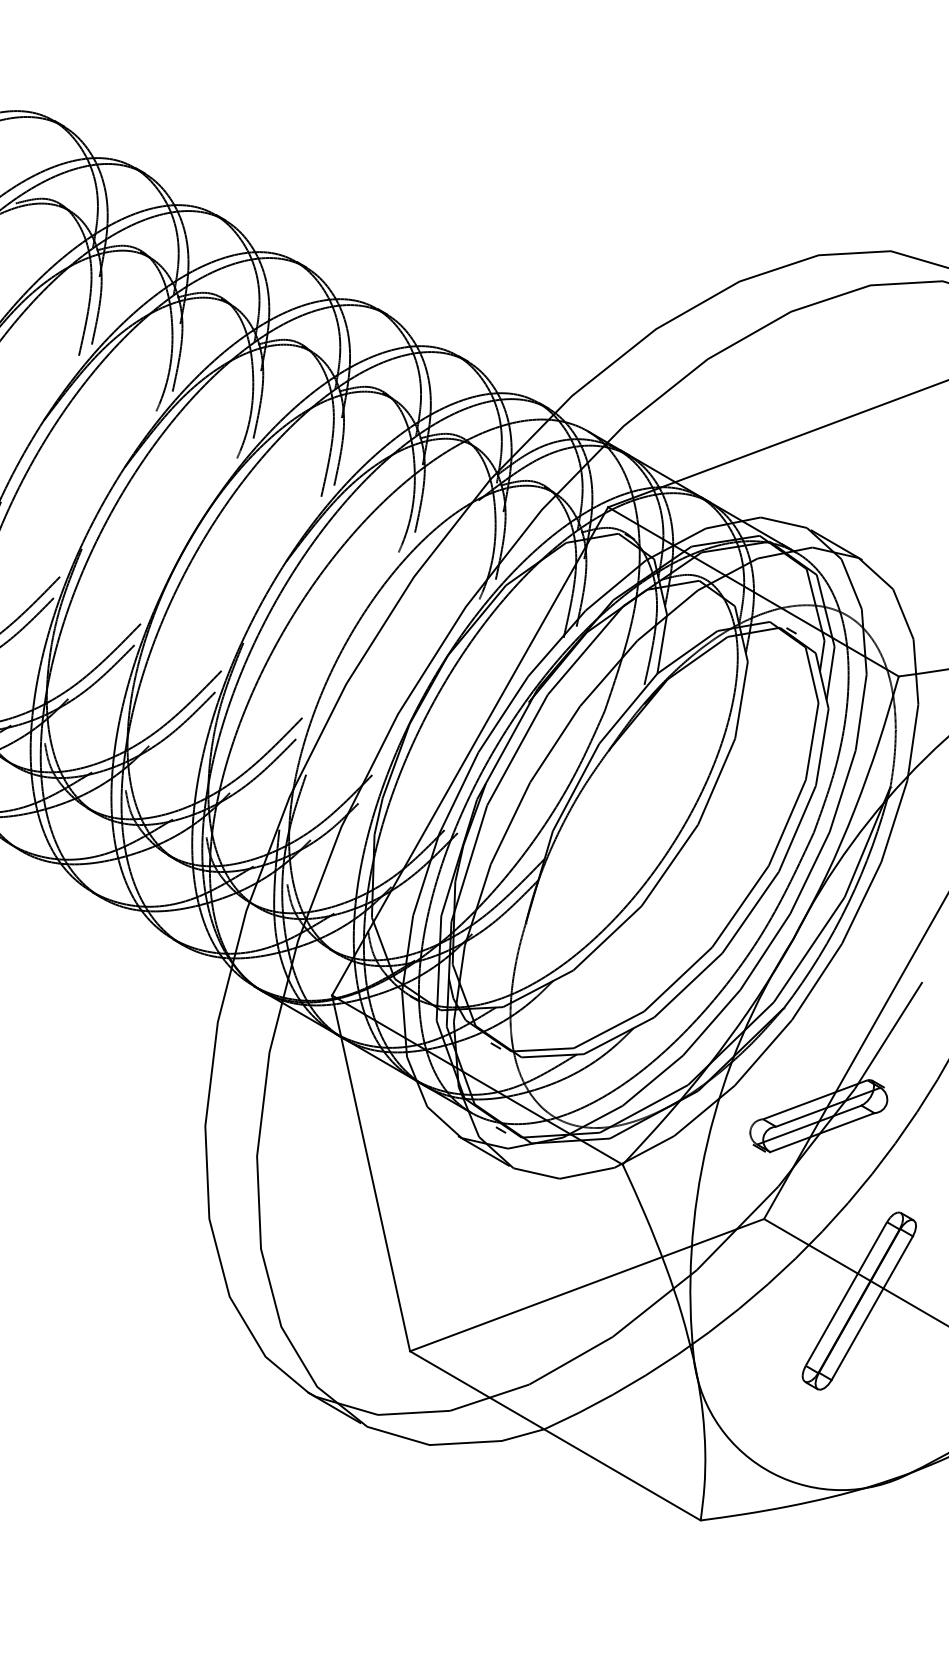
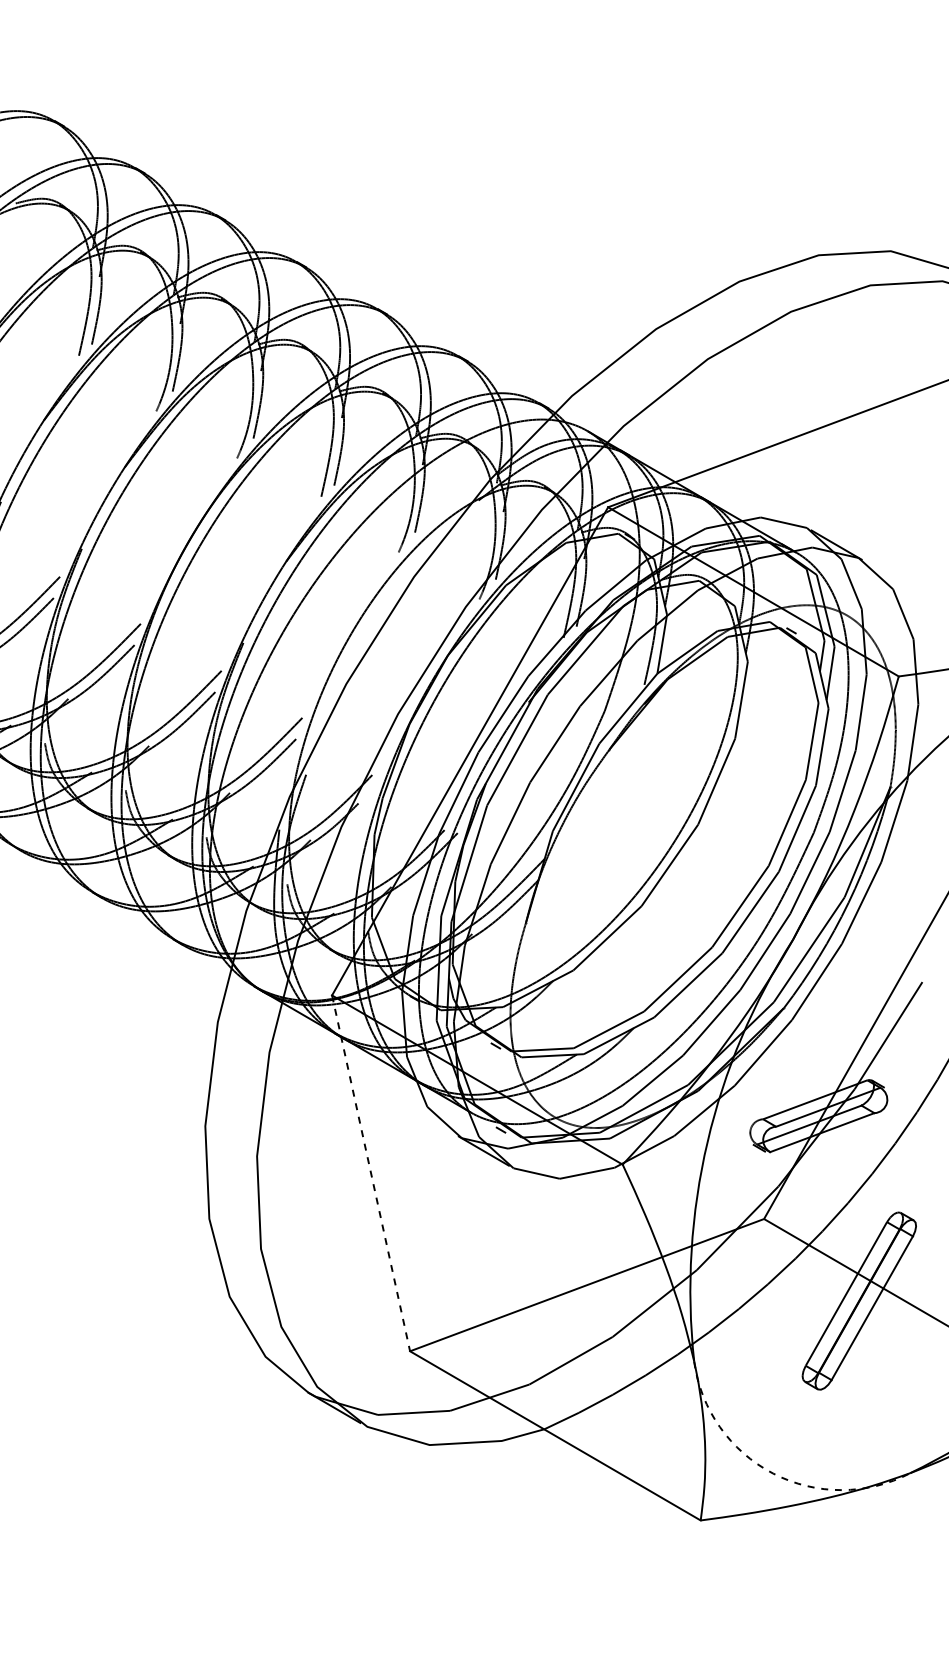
line: solid -> dashed (371, 1173)
arc: solid -> dashed (773, 1473)
